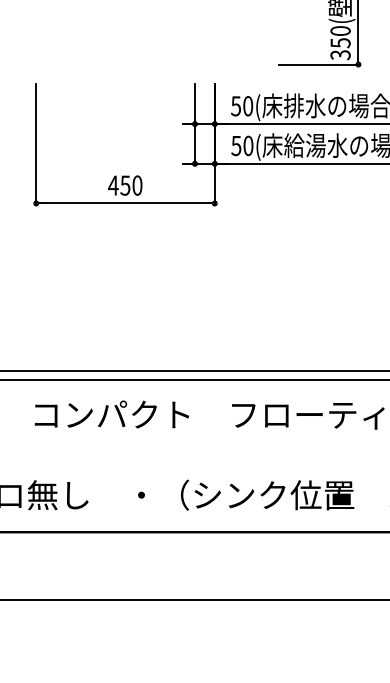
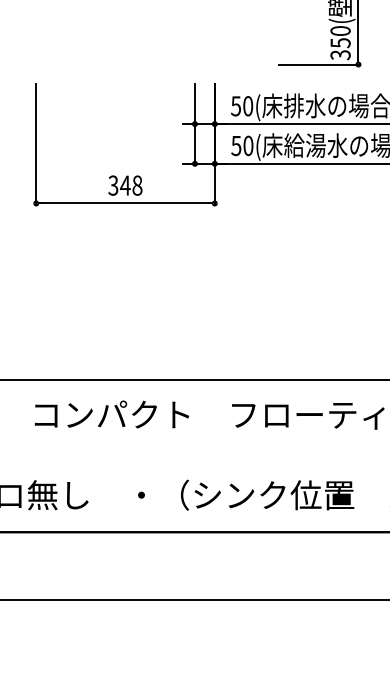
text: 450 -> 348 (125, 185)
line: present -> none (194, 371)
